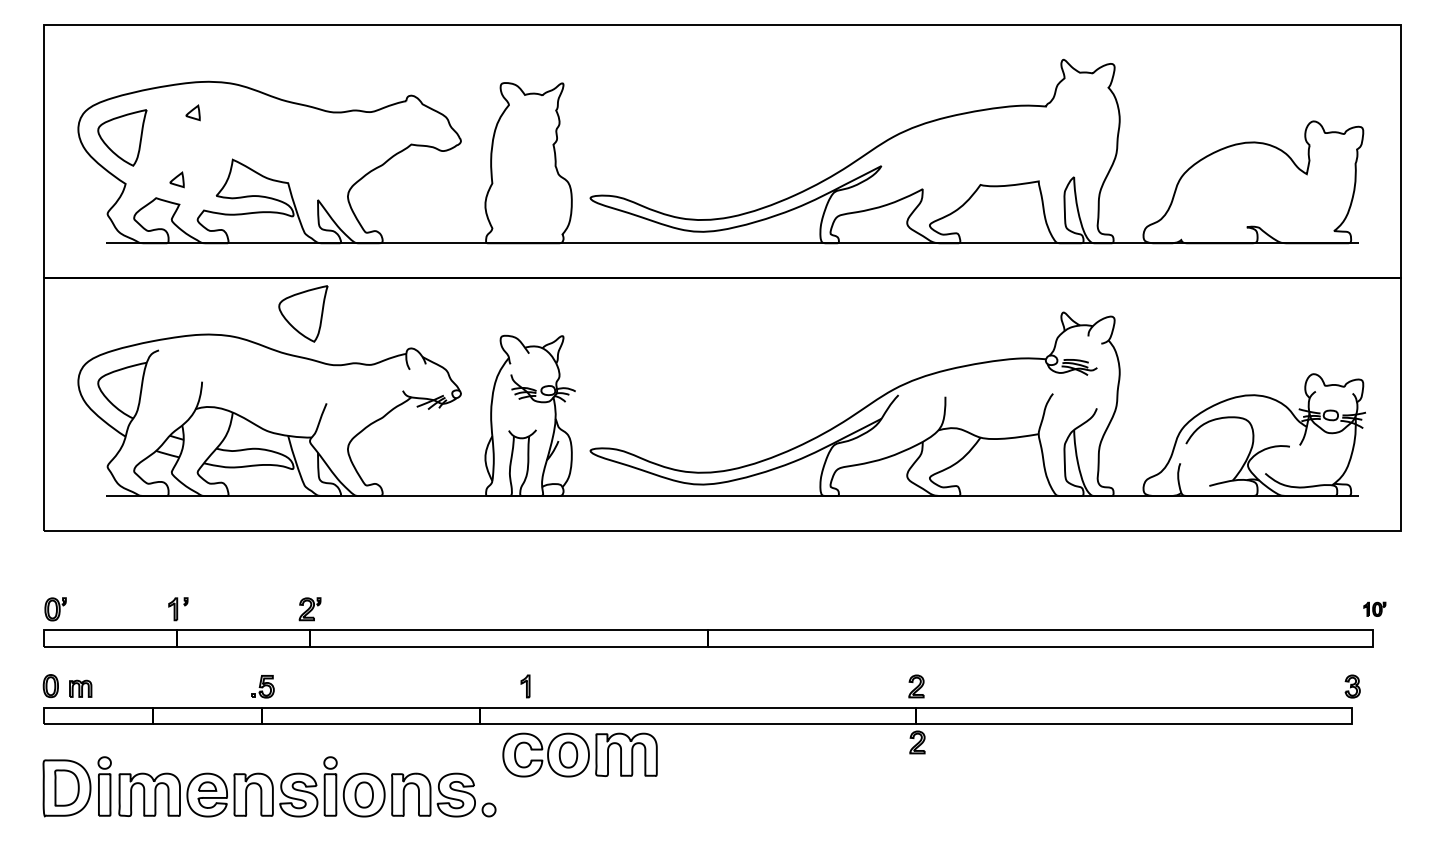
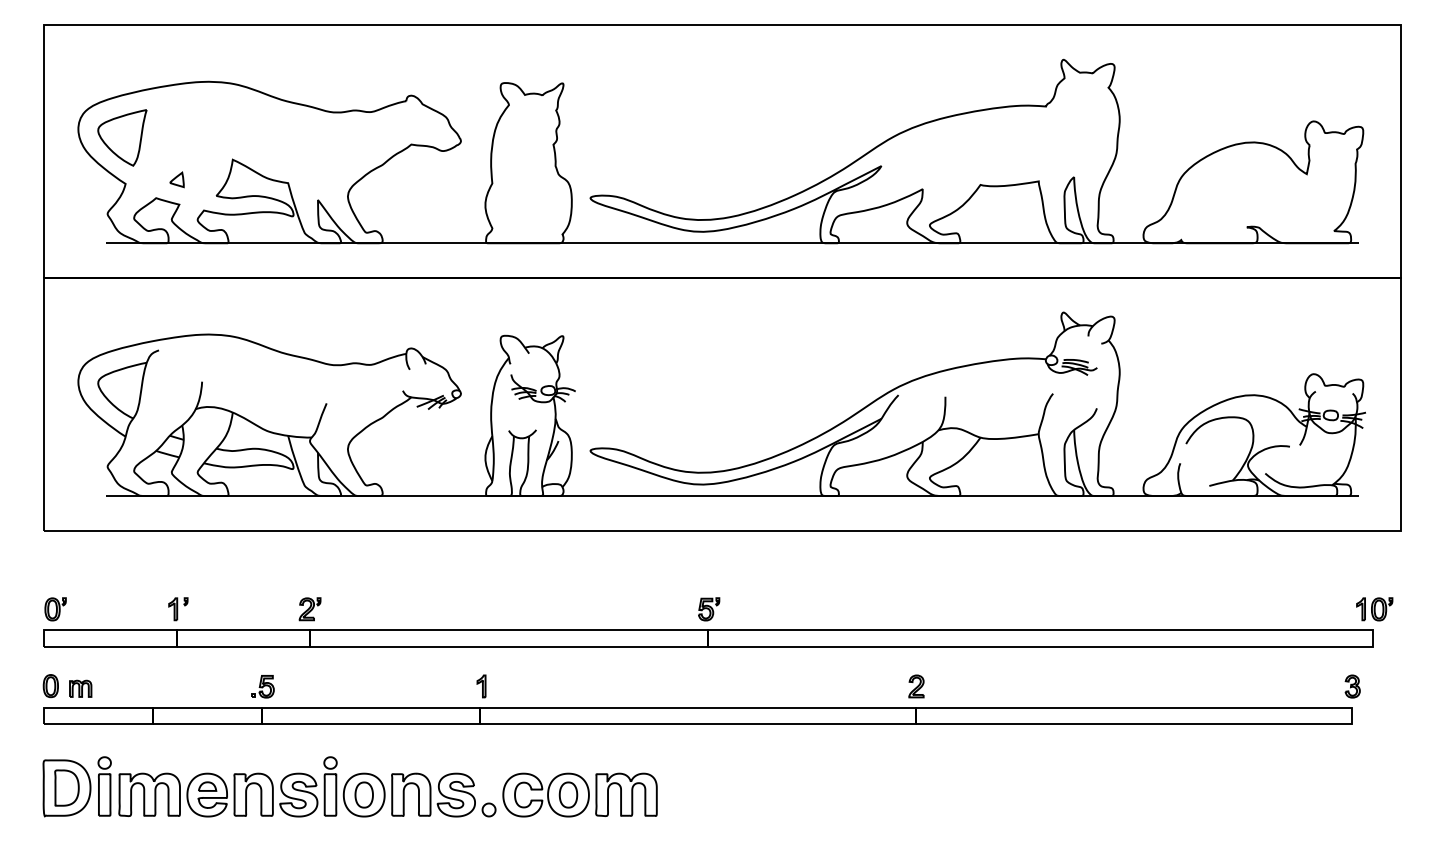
part: present -> none (192, 112)
part: present -> none (303, 313)
part size: 24x16 px -> 38x25 px (1374, 609)
part: none -> present (709, 609)
part position: (525, 686) -> (481, 686) (481, 686)
part: present -> none (917, 742)
part position: (579, 754) -> (579, 794) (579, 794)
